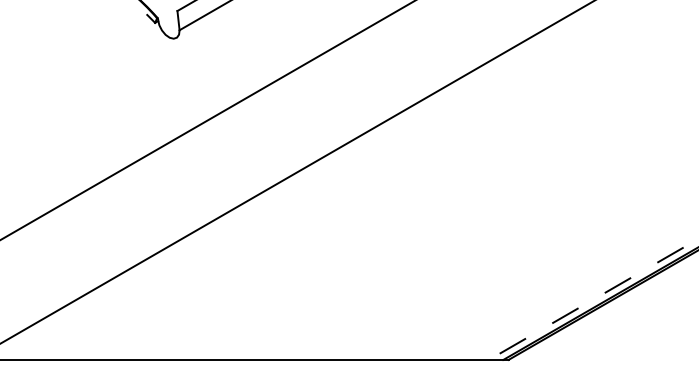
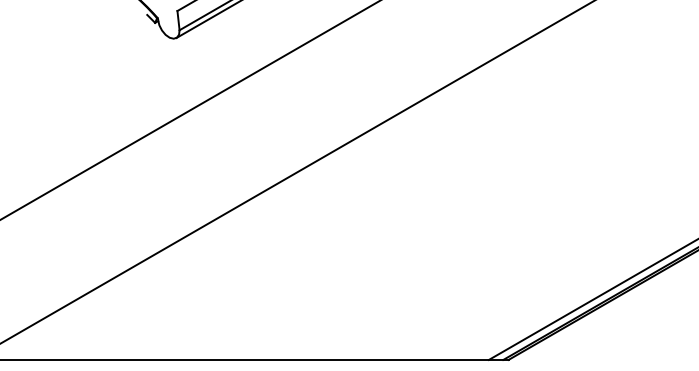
line: none -> present (207, 20)
line position: (207, 120) -> (189, 110) (189, 110)
line: dashed -> solid (593, 299)
